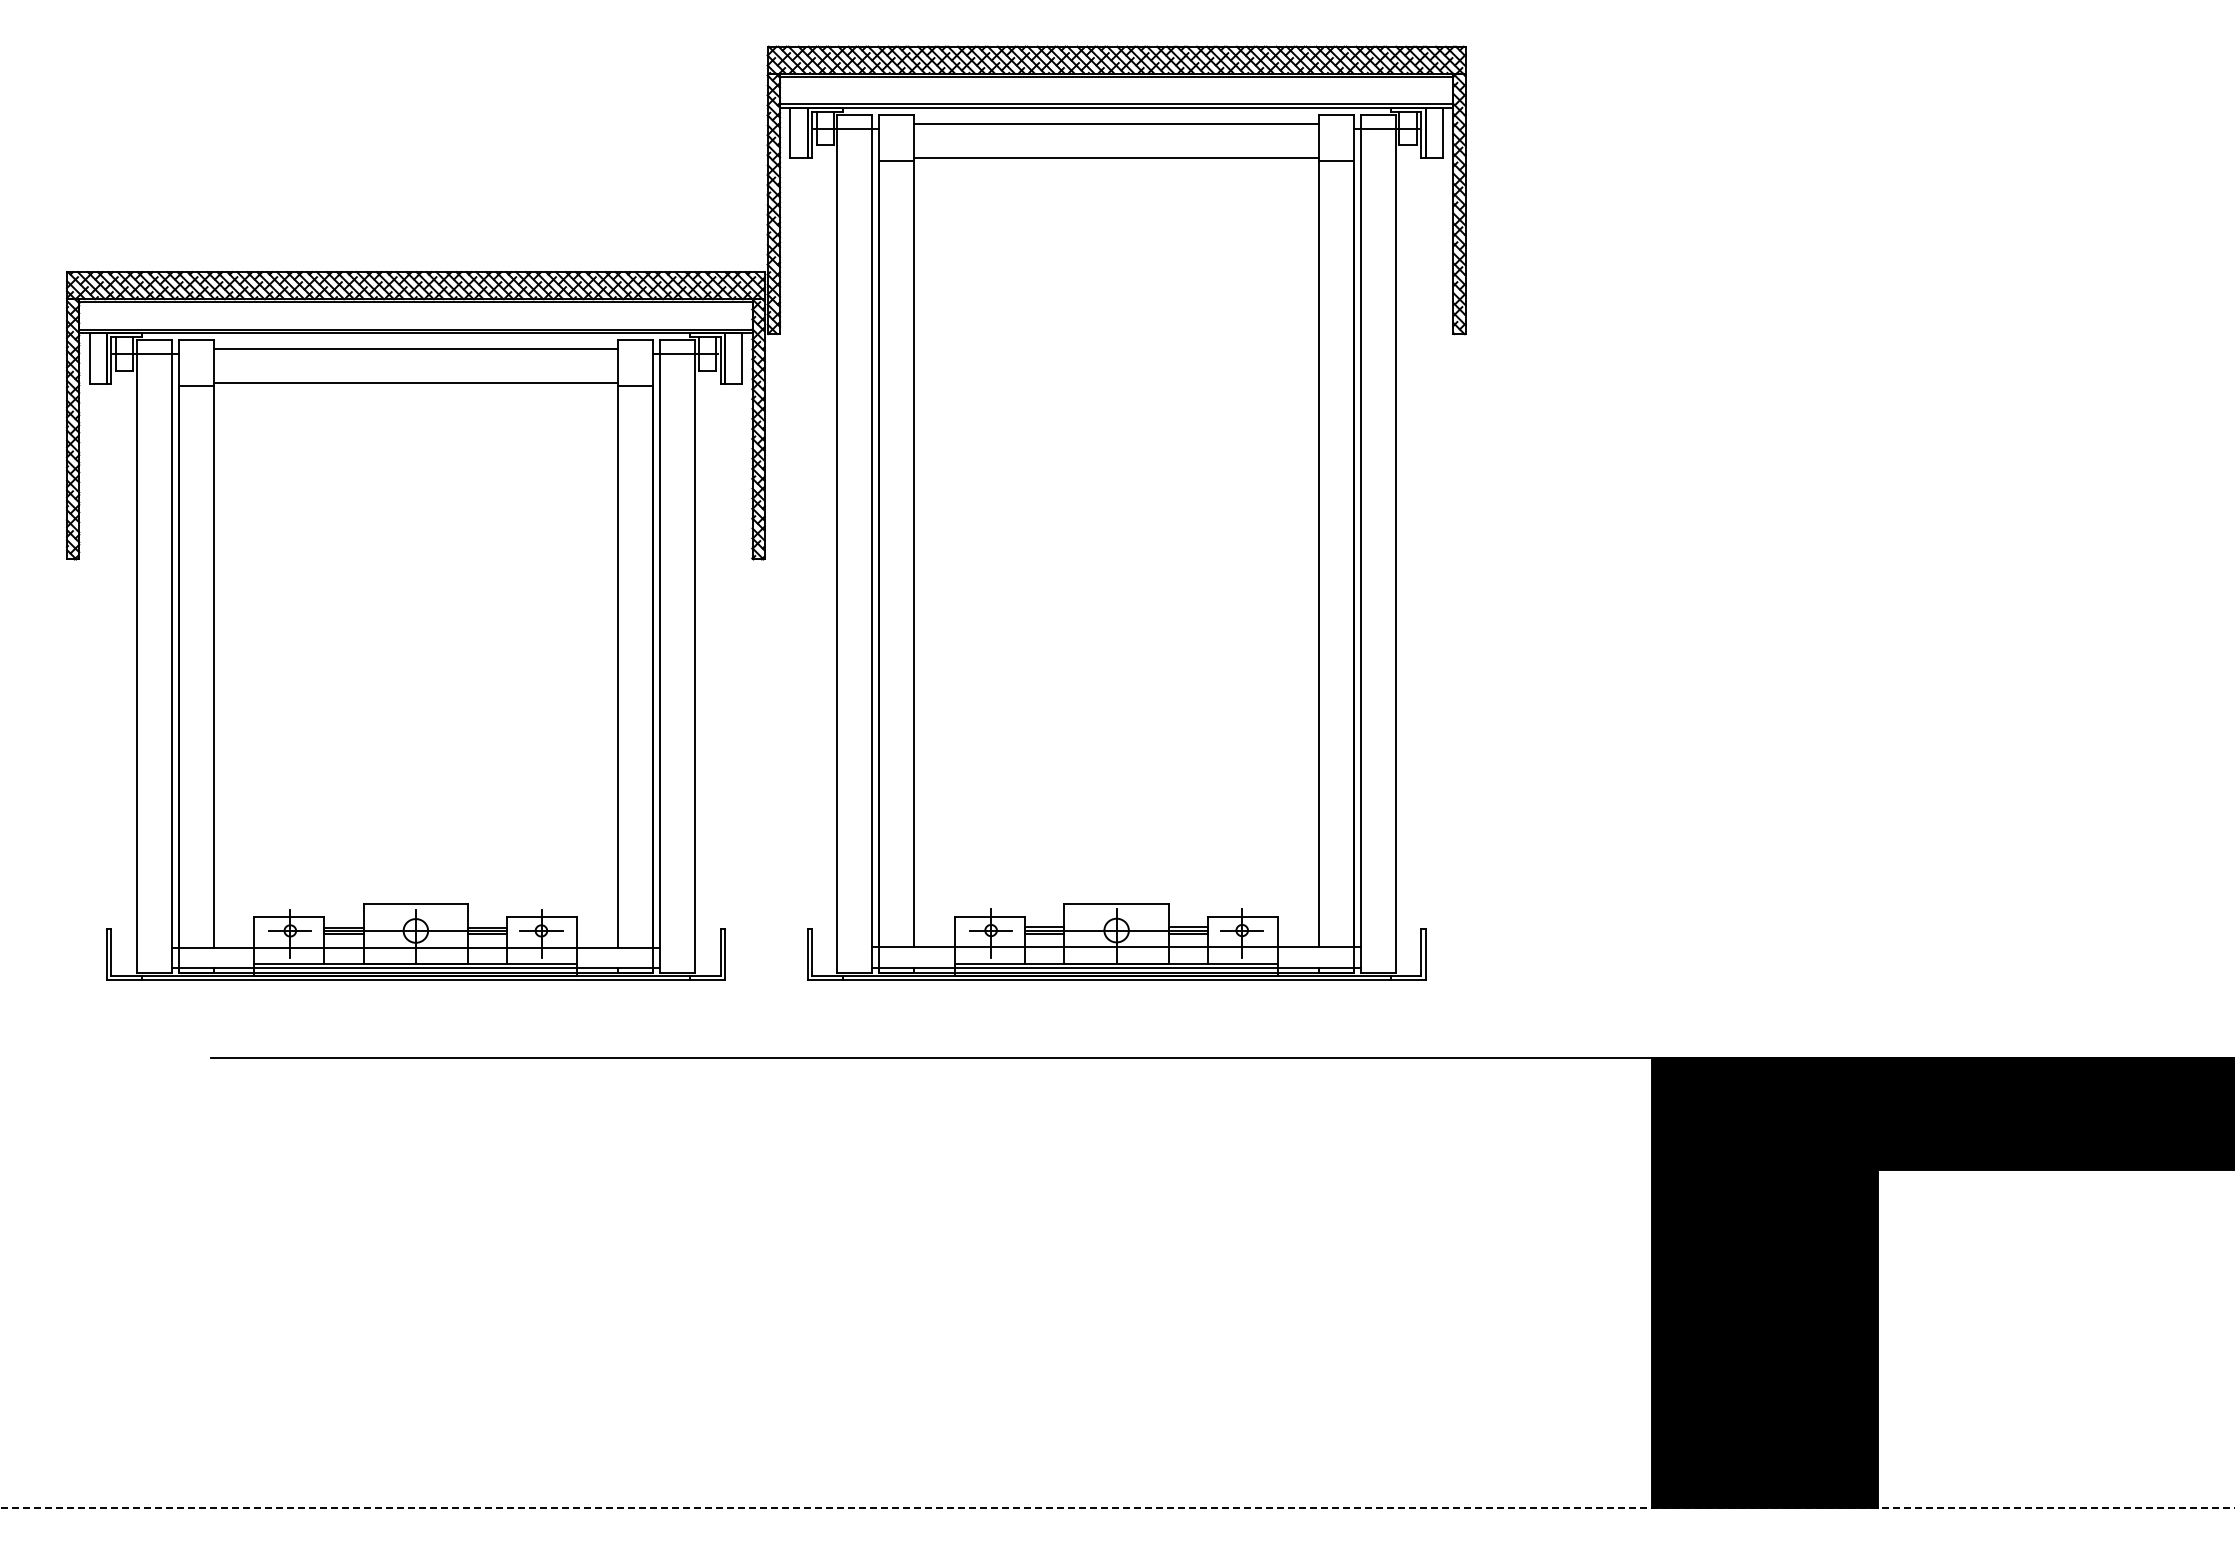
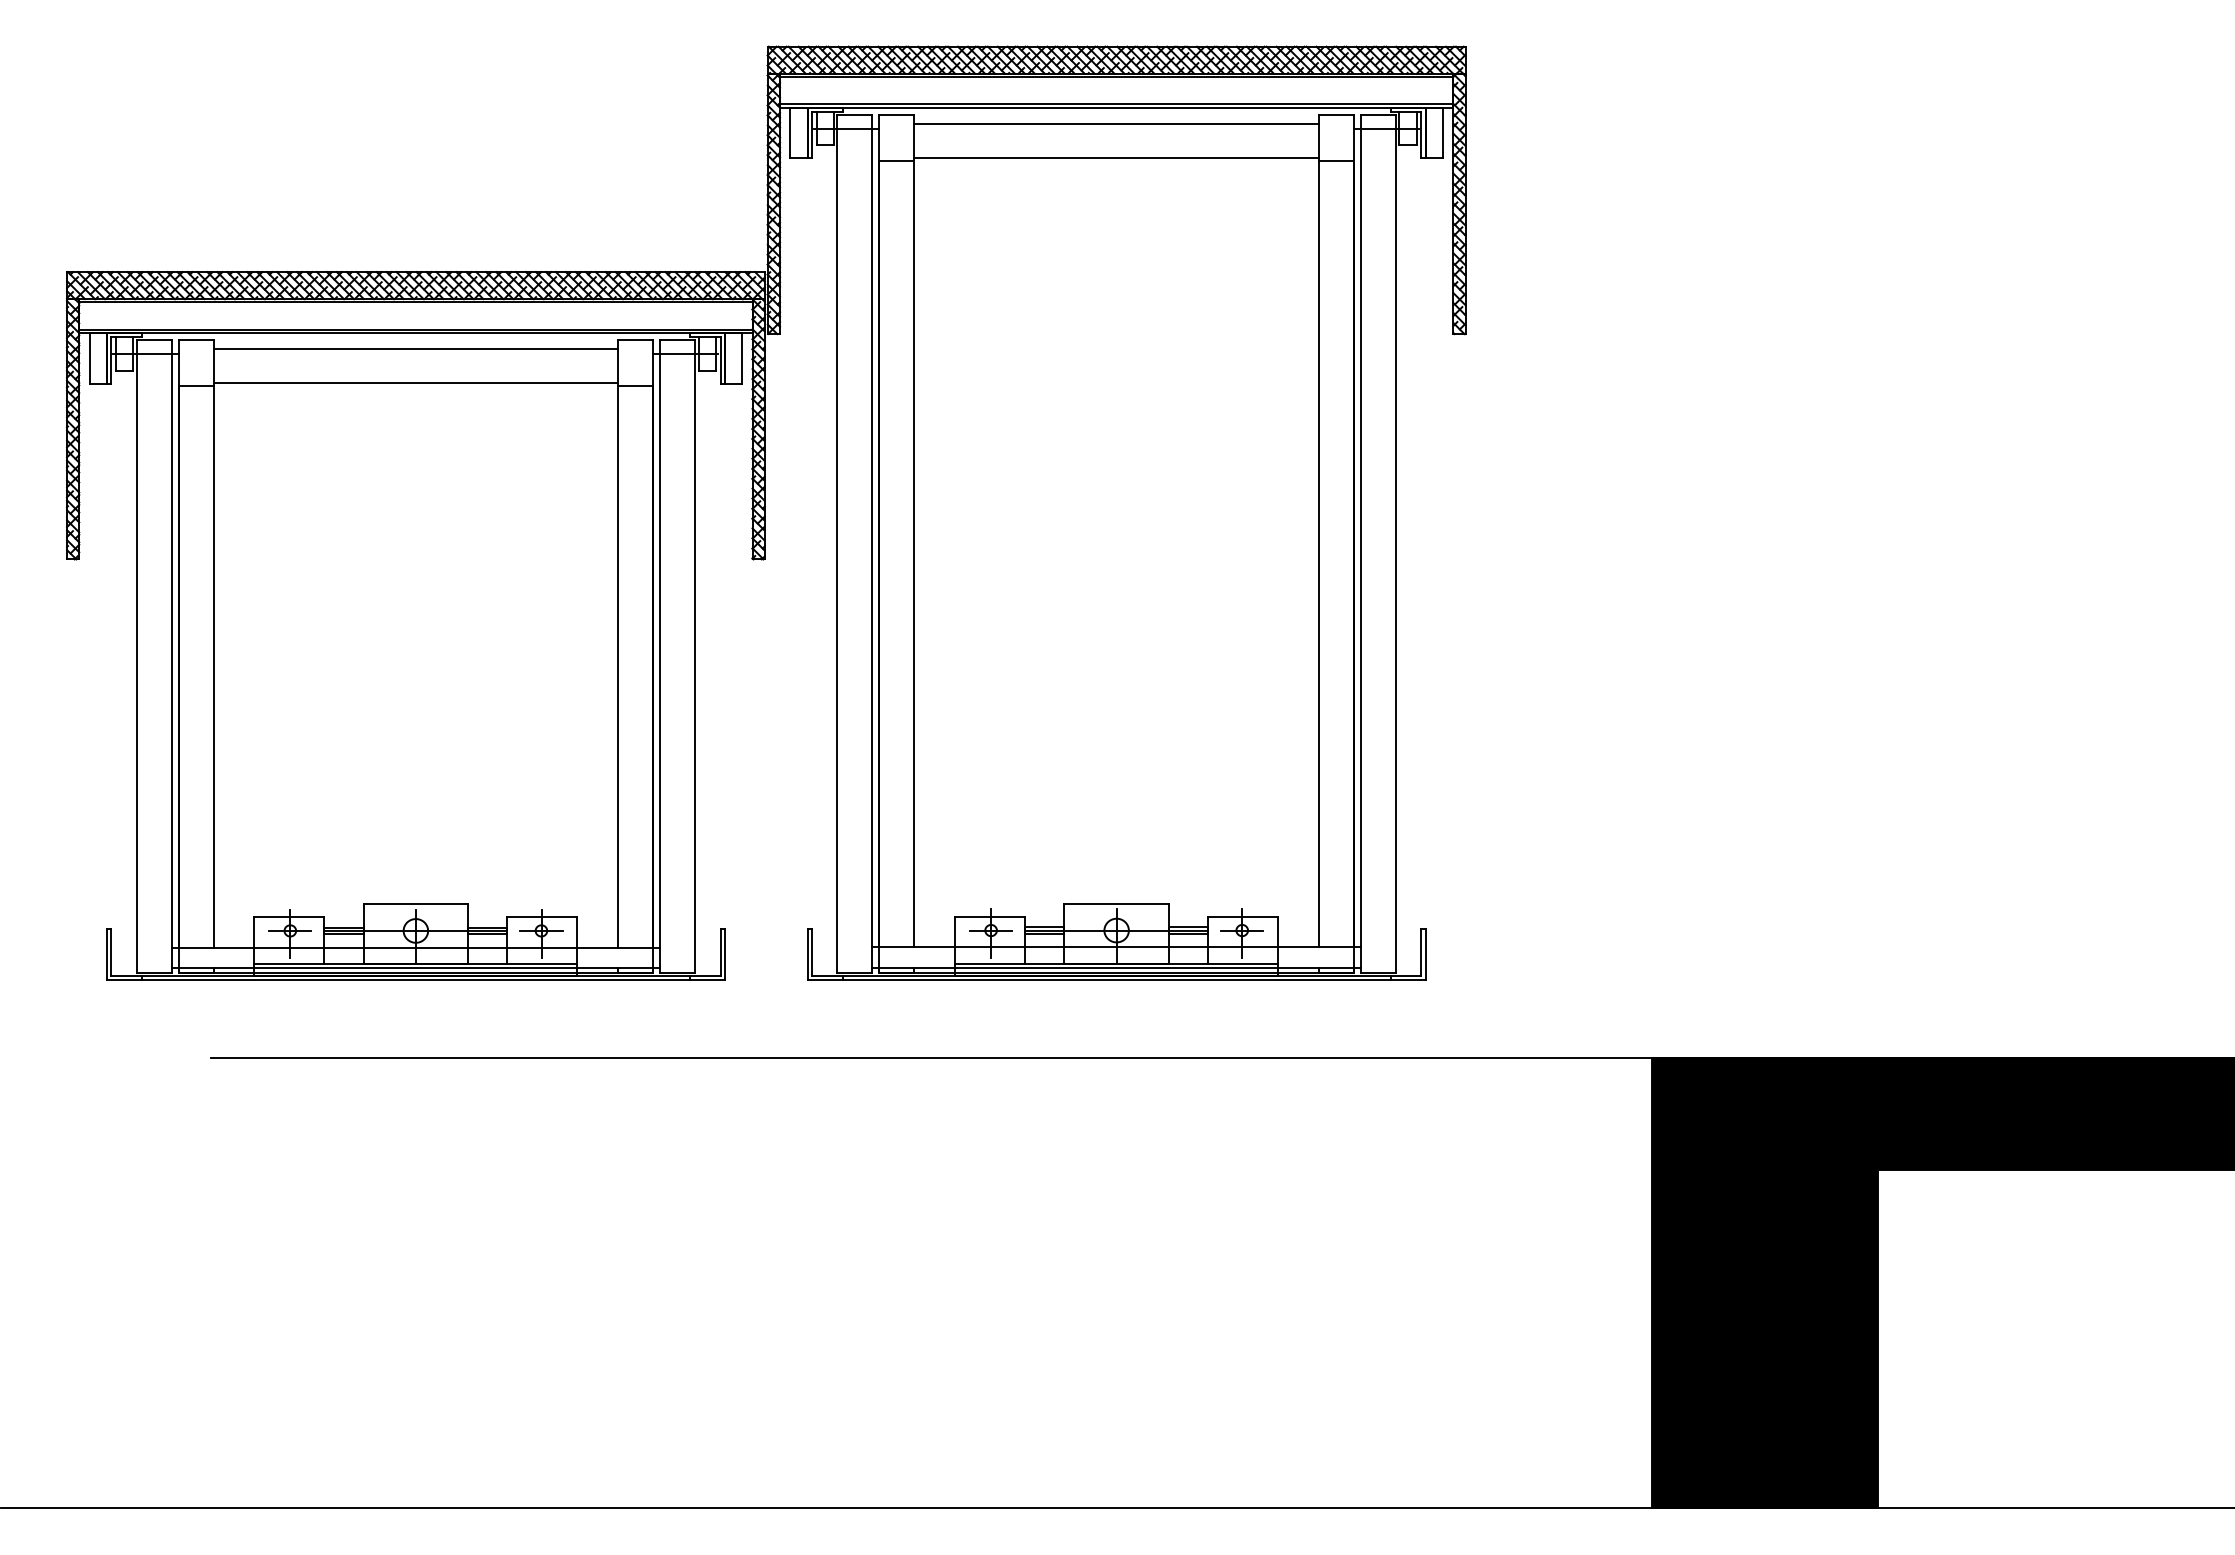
line: dashed -> solid (1117, 1508)
